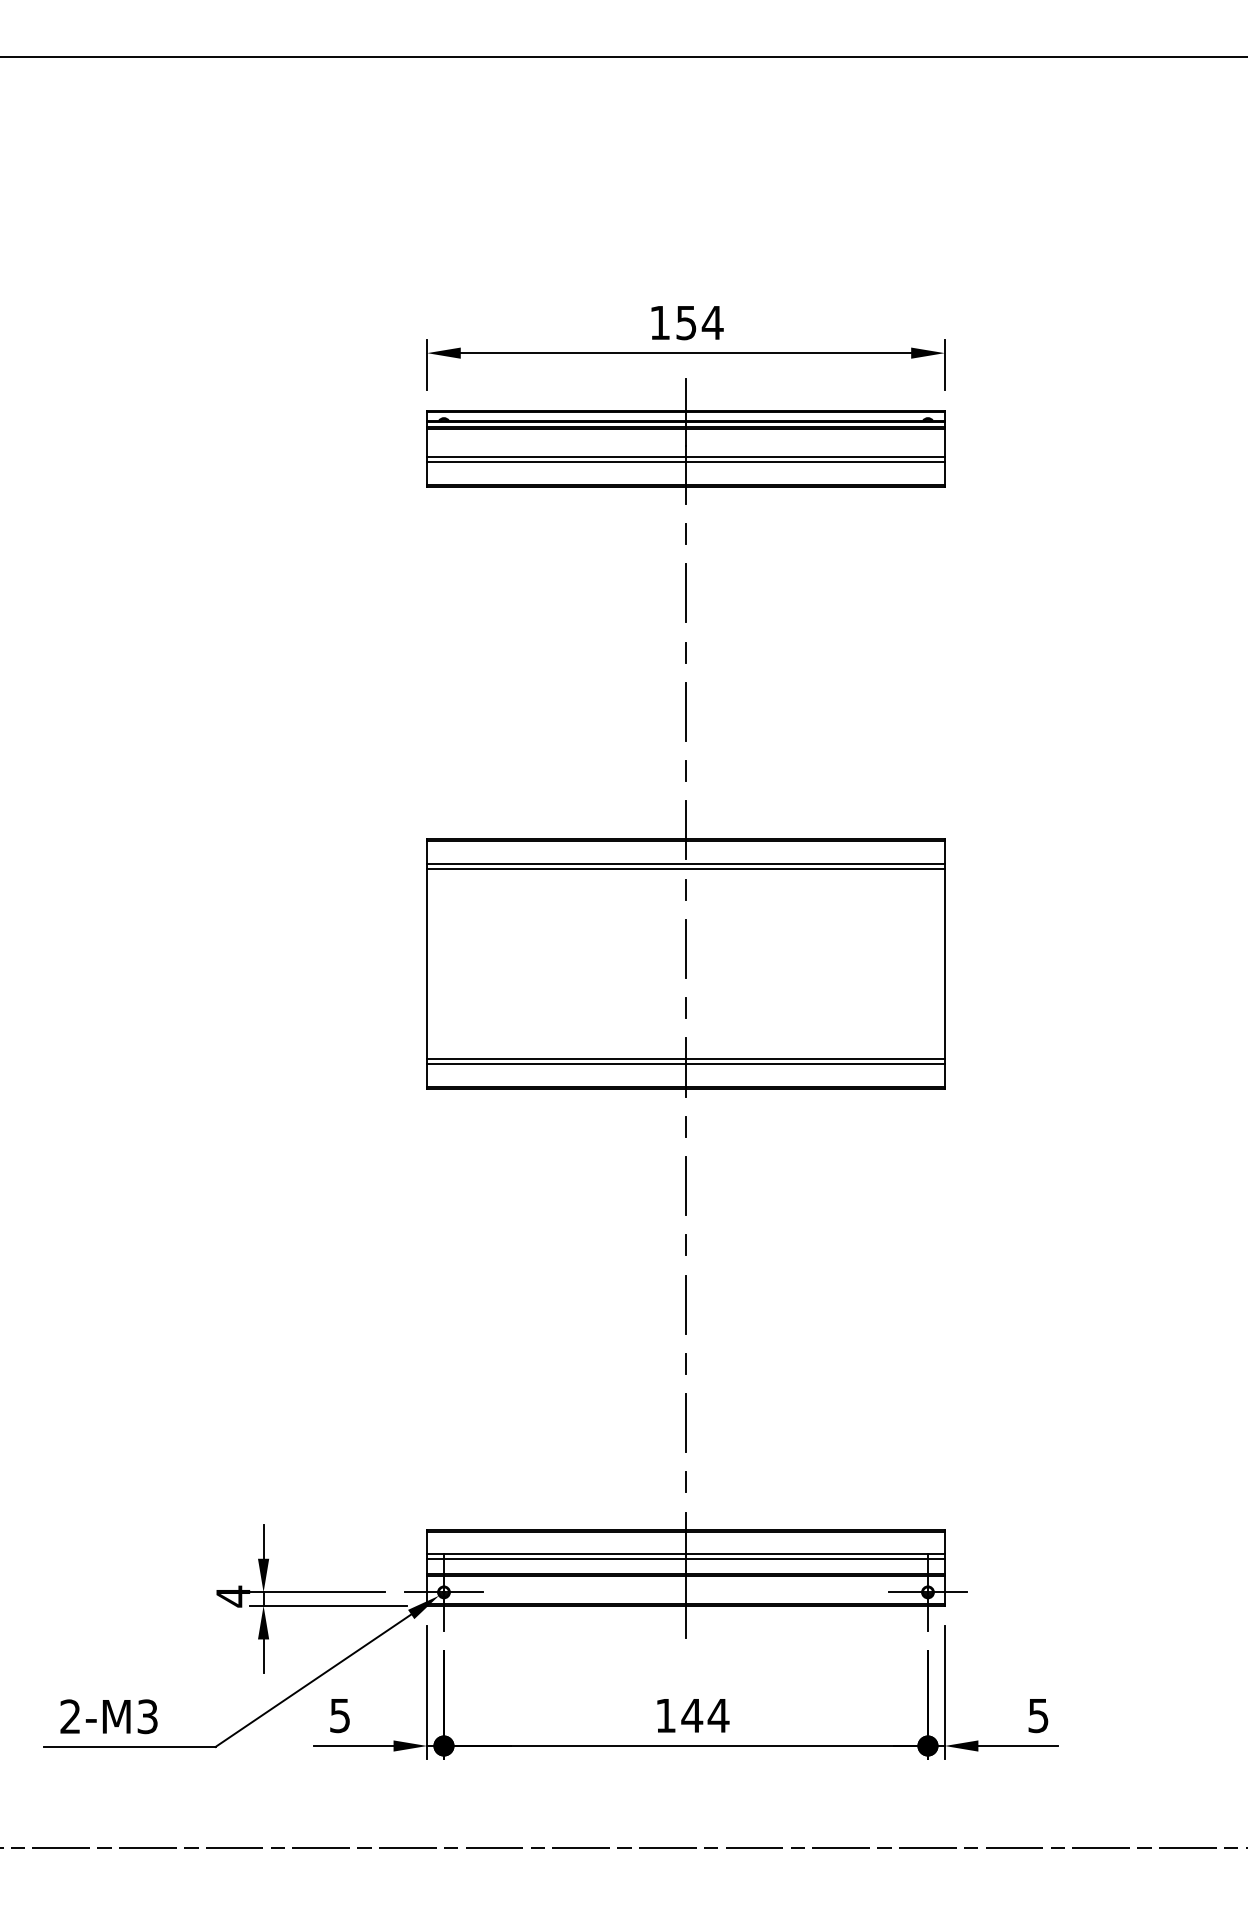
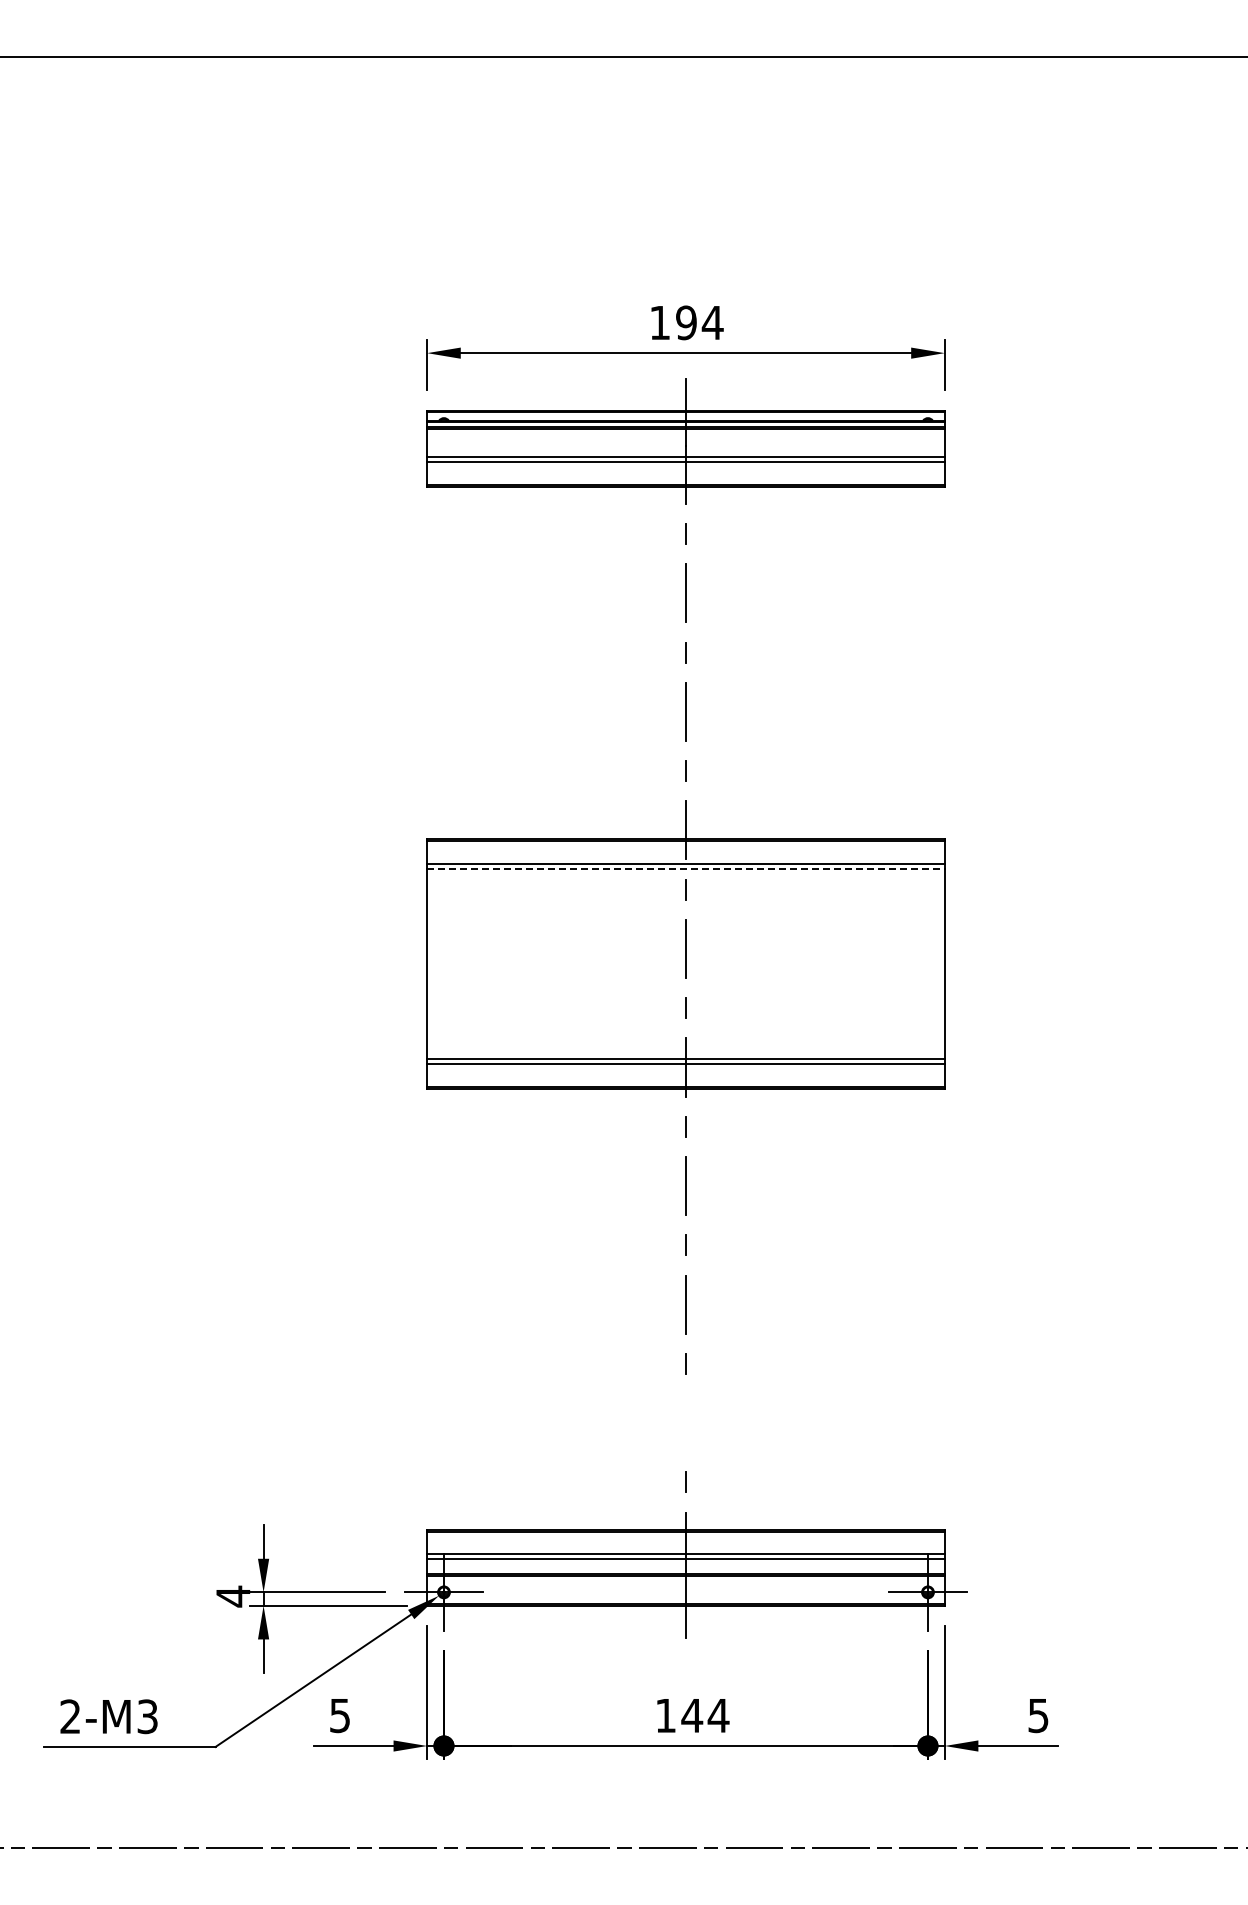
text: 154 -> 194 (686, 322)
line: solid -> dashed (685, 868)
line: present -> none (685, 1423)
